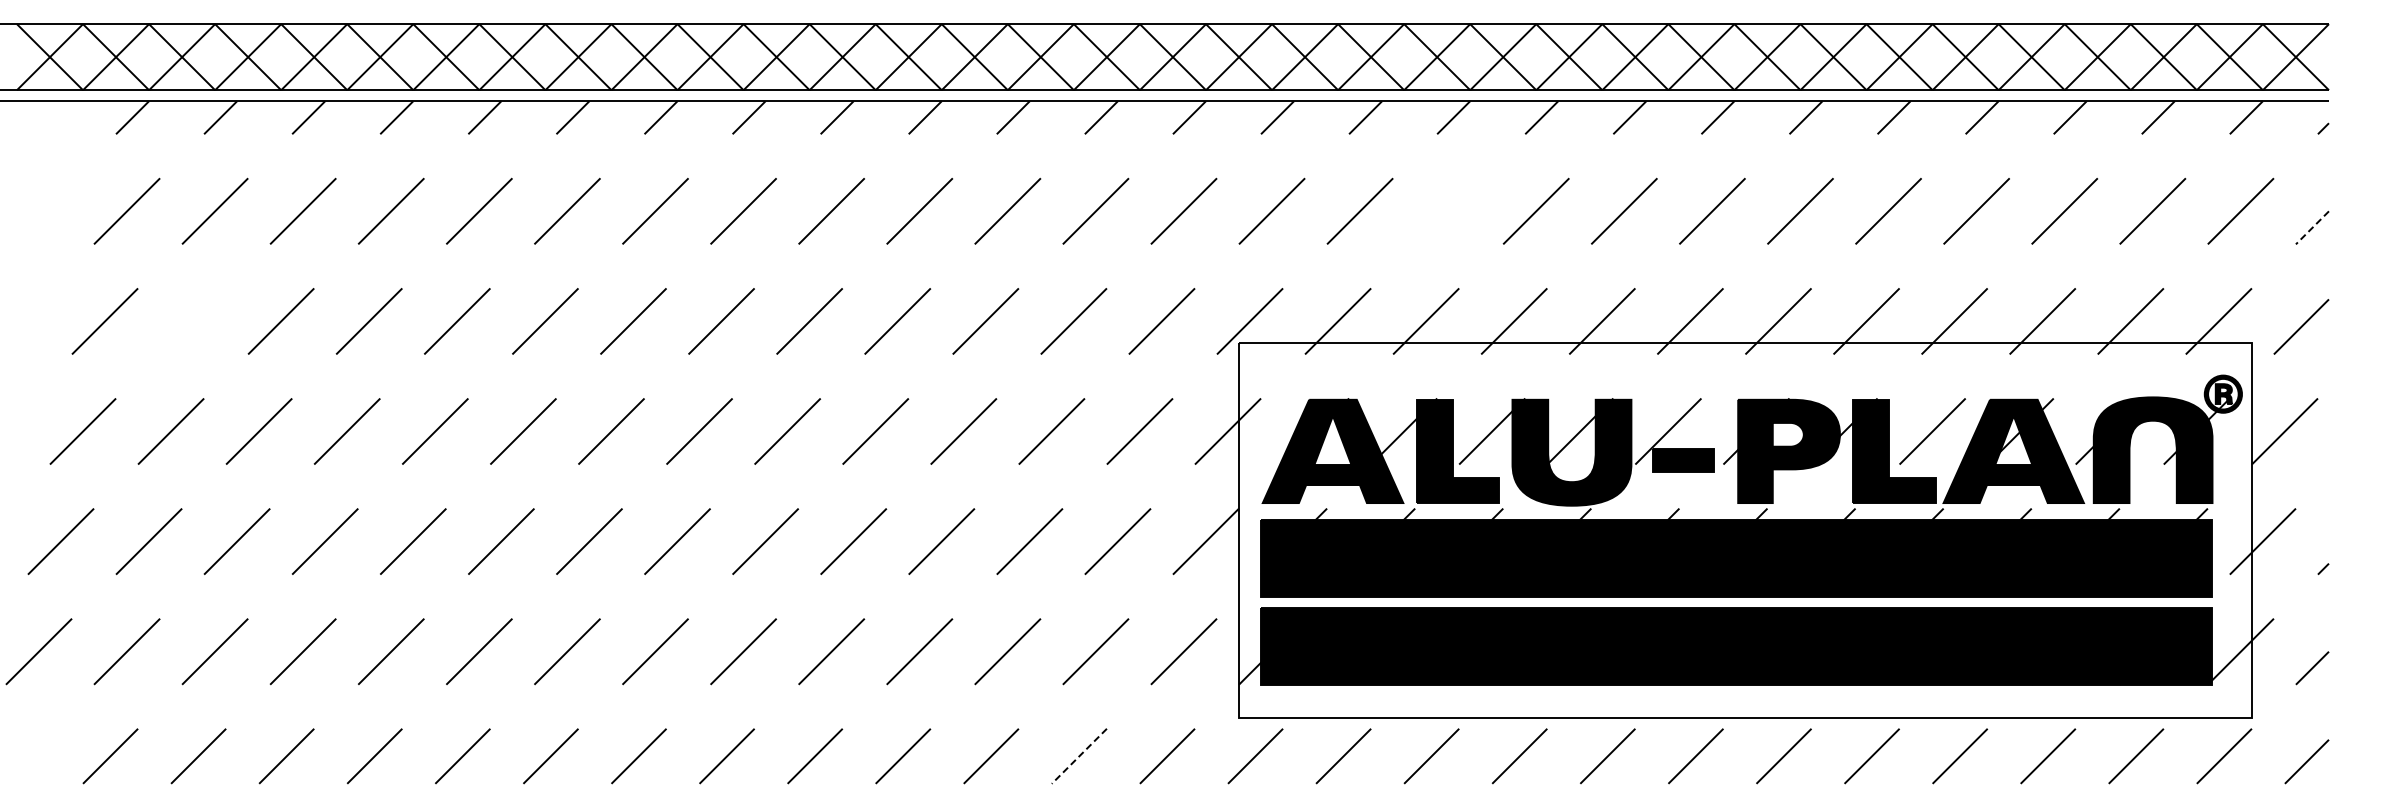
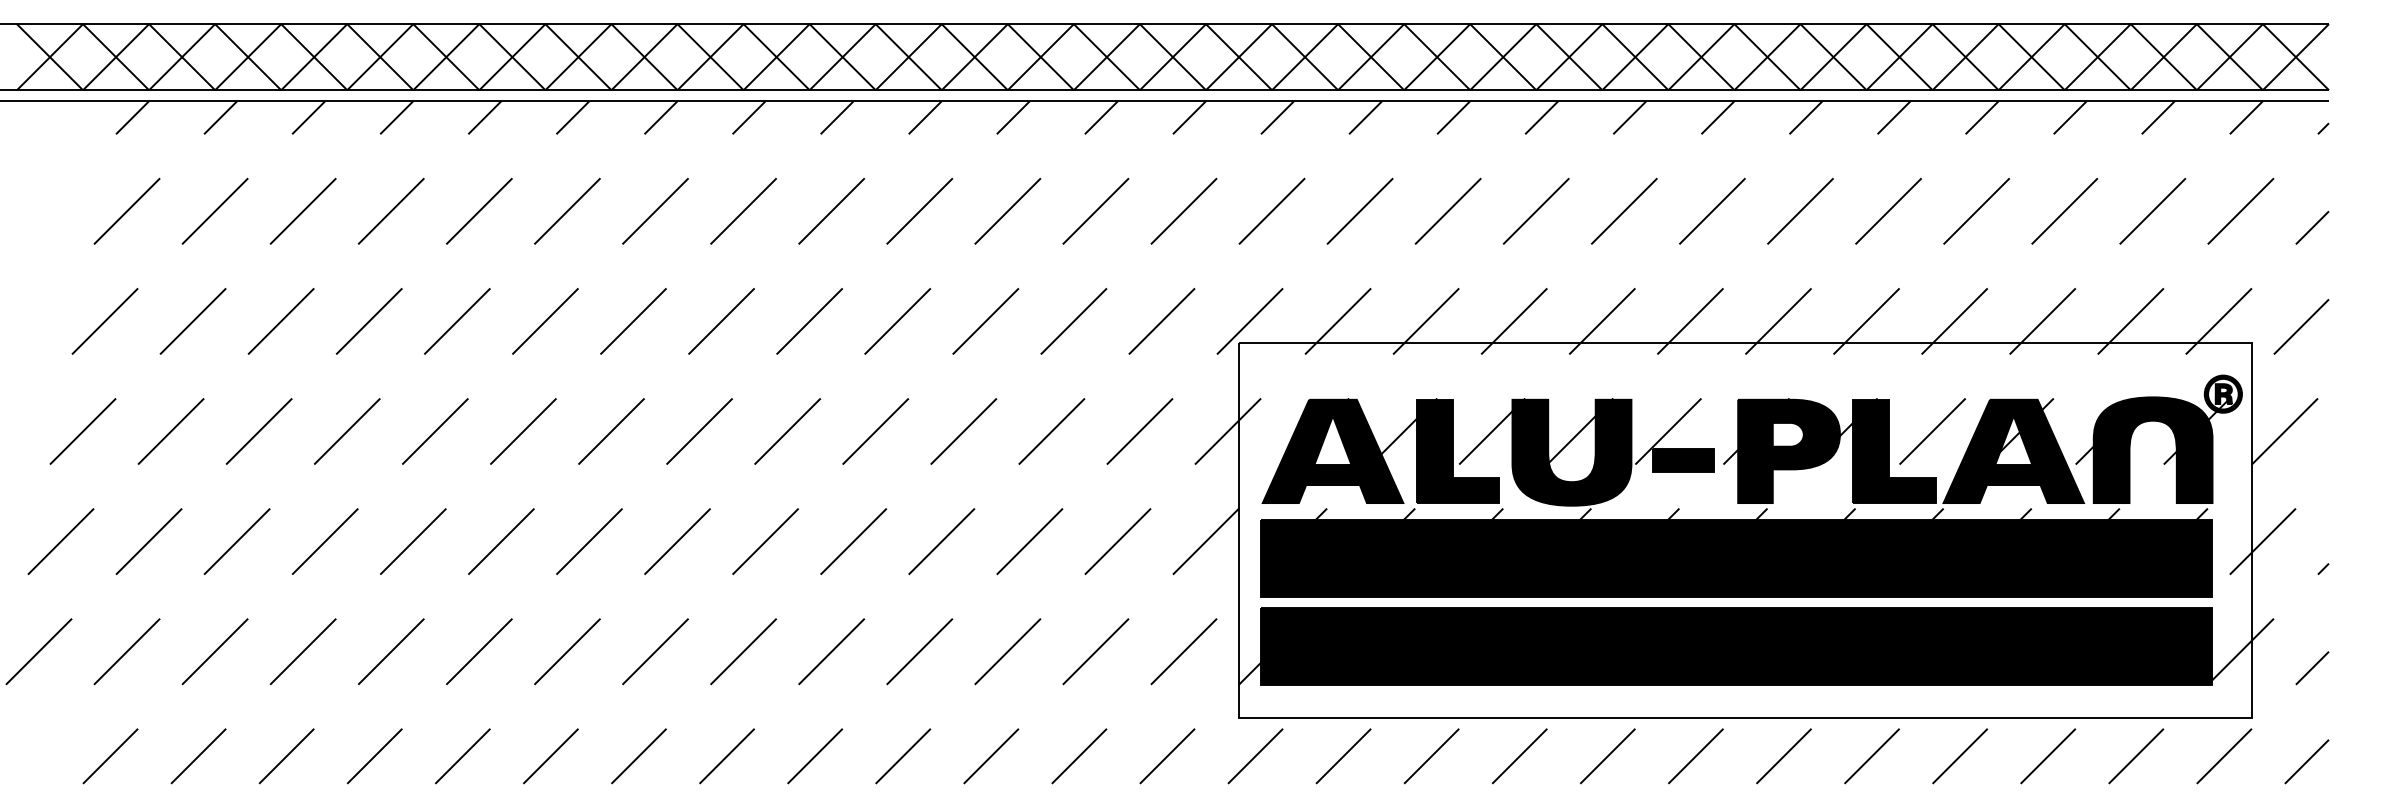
line: none -> present (1447, 210)
line: dashed -> solid (2312, 228)
line: none -> present (192, 321)
line: dashed -> solid (1079, 756)
